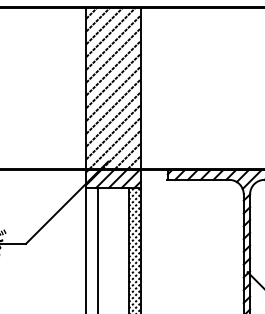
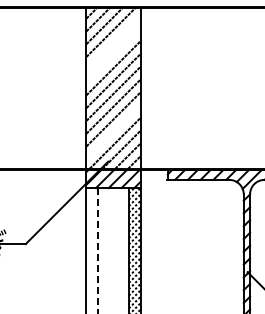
line: present -> none (113, 42)
line: present -> none (113, 55)
line: present -> none (113, 132)
line: solid -> dashed (98, 250)
